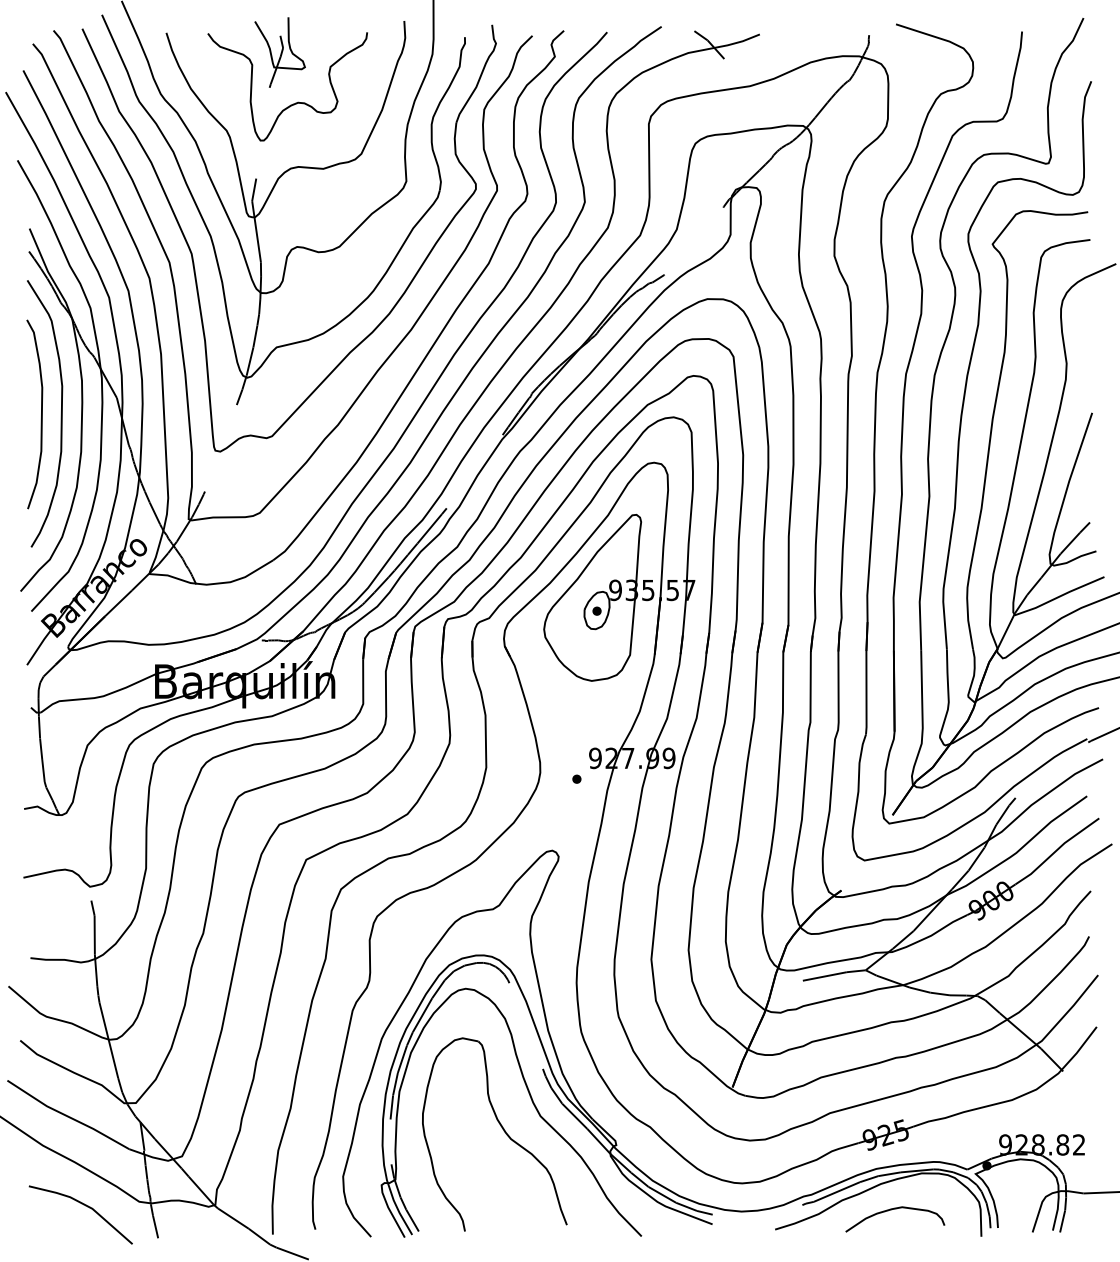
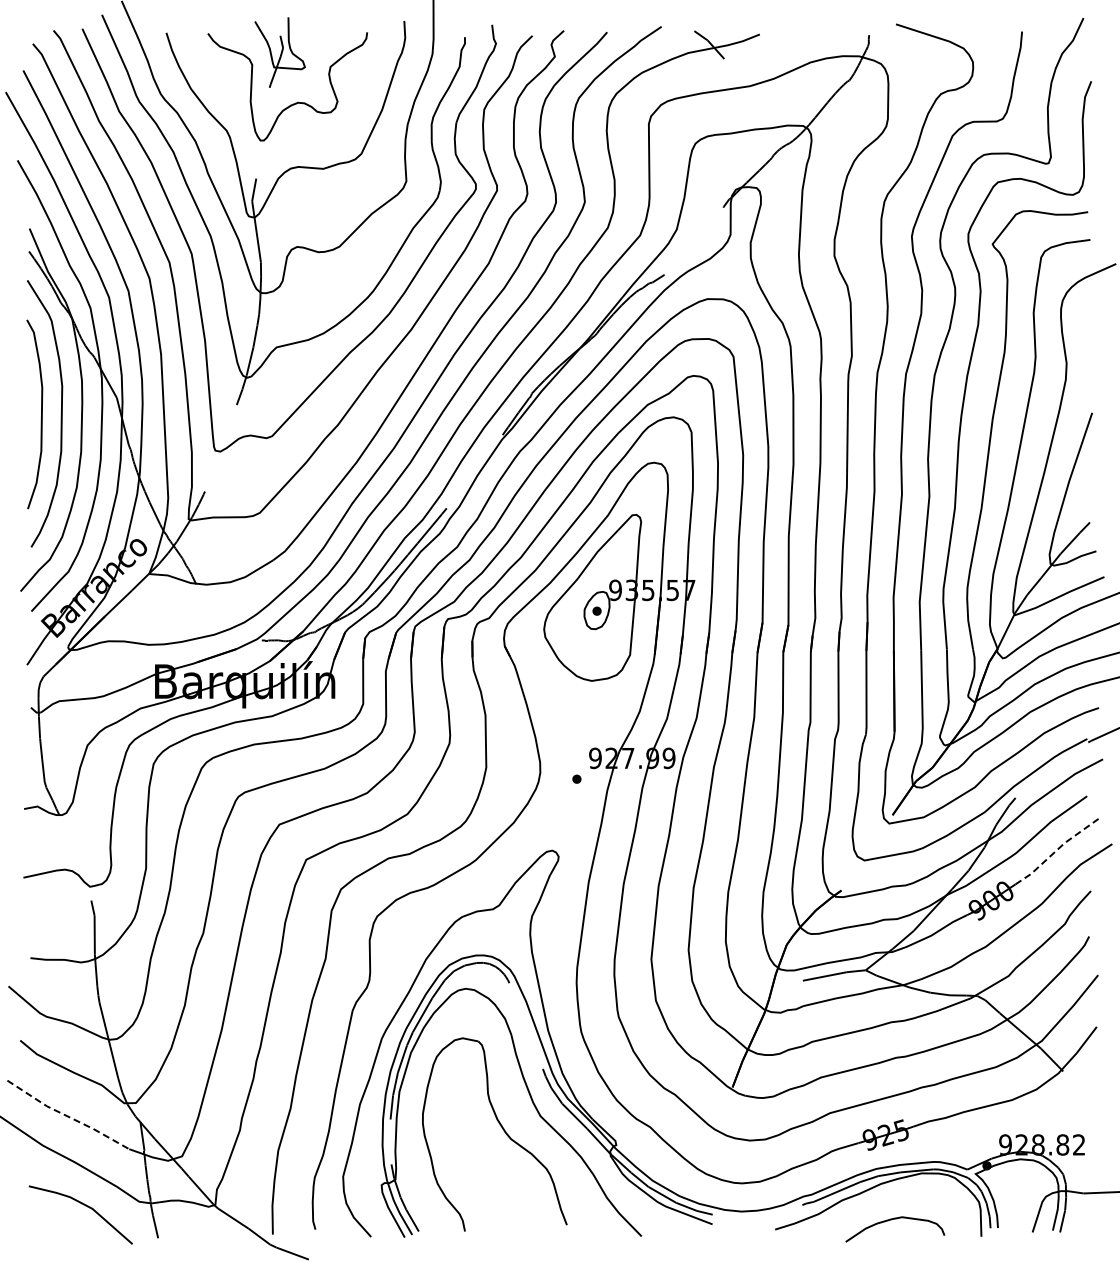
line: solid -> dashed (1056, 850)
line: solid -> dashed (67, 1116)
curve position: (891, 1210) -> (891, 1220) (891, 1220)
